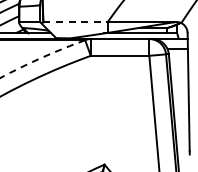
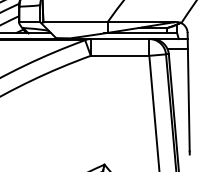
line: dashed -> solid (75, 22)
arc: dashed -> solid (41, 57)
